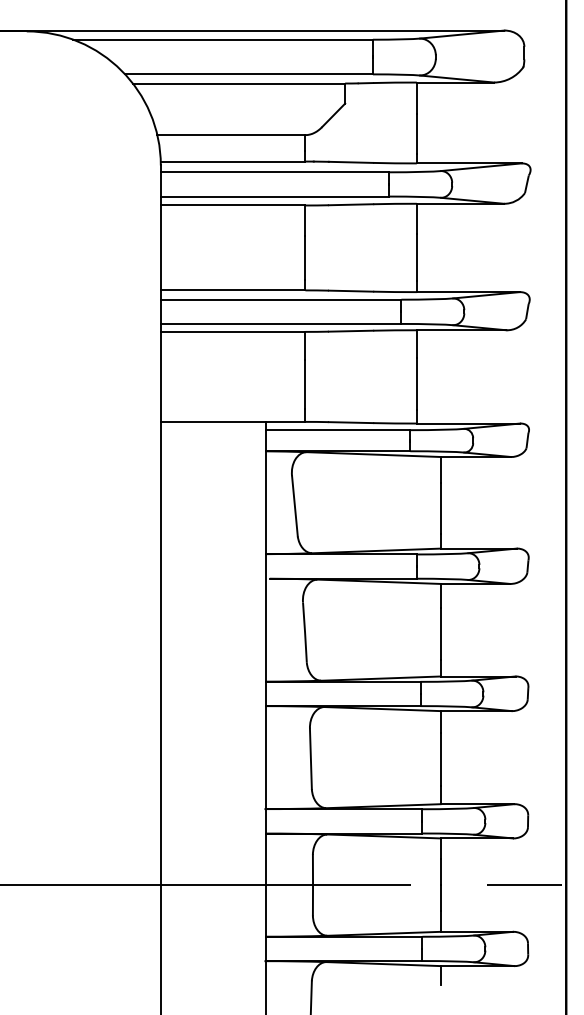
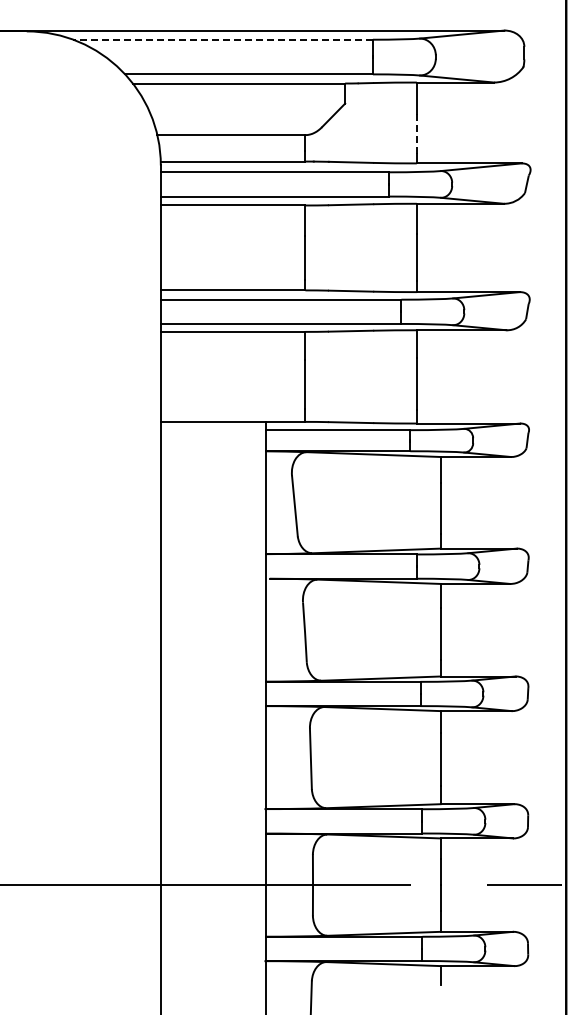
line: solid -> dashed (223, 39)
line: solid -> dashed (416, 133)
